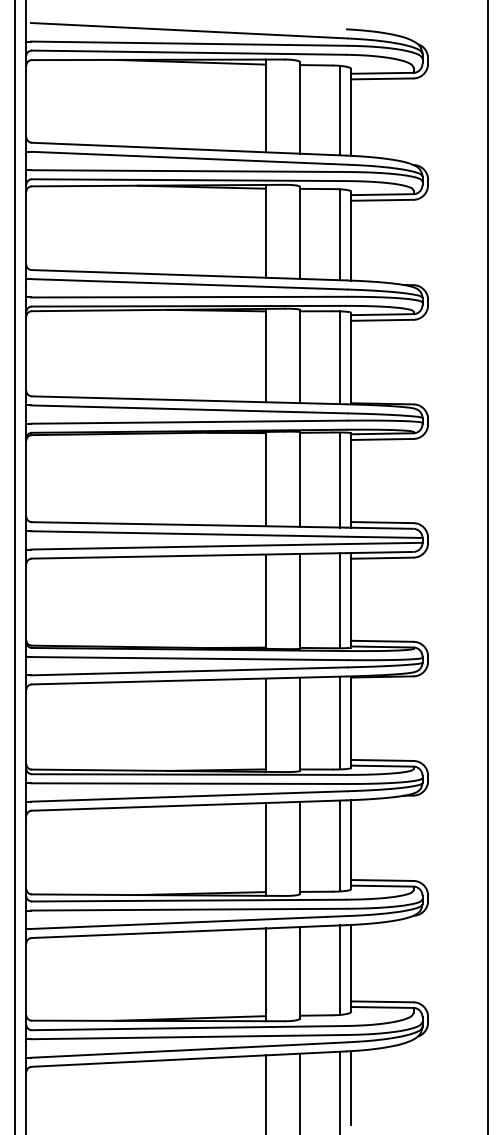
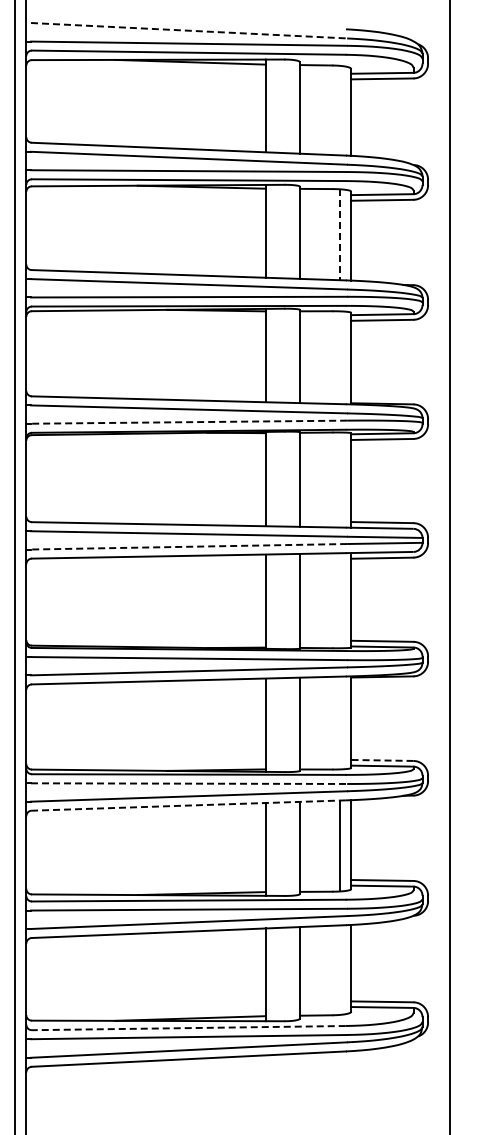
line: solid -> dashed (189, 30)
line: present -> none (339, 110)
line: solid -> dashed (339, 235)
line: present -> none (339, 357)
line: solid -> dashed (188, 422)
line: present -> none (339, 479)
line: solid -> dashed (188, 546)
line position: (488, 566) -> (450, 566) (450, 566)
line: present -> none (339, 600)
line: present -> none (339, 722)
line: solid -> dashed (381, 760)
line: solid -> dashed (189, 783)
line: solid -> dashed (188, 805)
line: present -> none (339, 969)
line: solid -> dashed (188, 1028)
line: present -> none (351, 1087)
line: present -> none (339, 1091)
line: present -> none (299, 1092)
line: present -> none (265, 1093)
